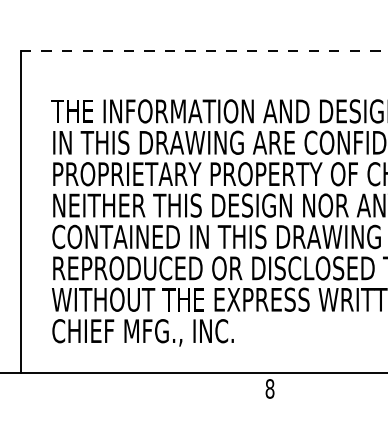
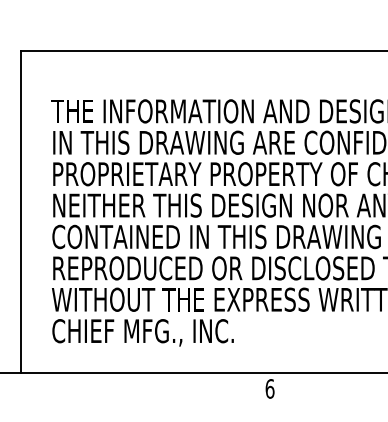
line: dashed -> solid (204, 50)
text: 8 -> 6 (269, 388)
